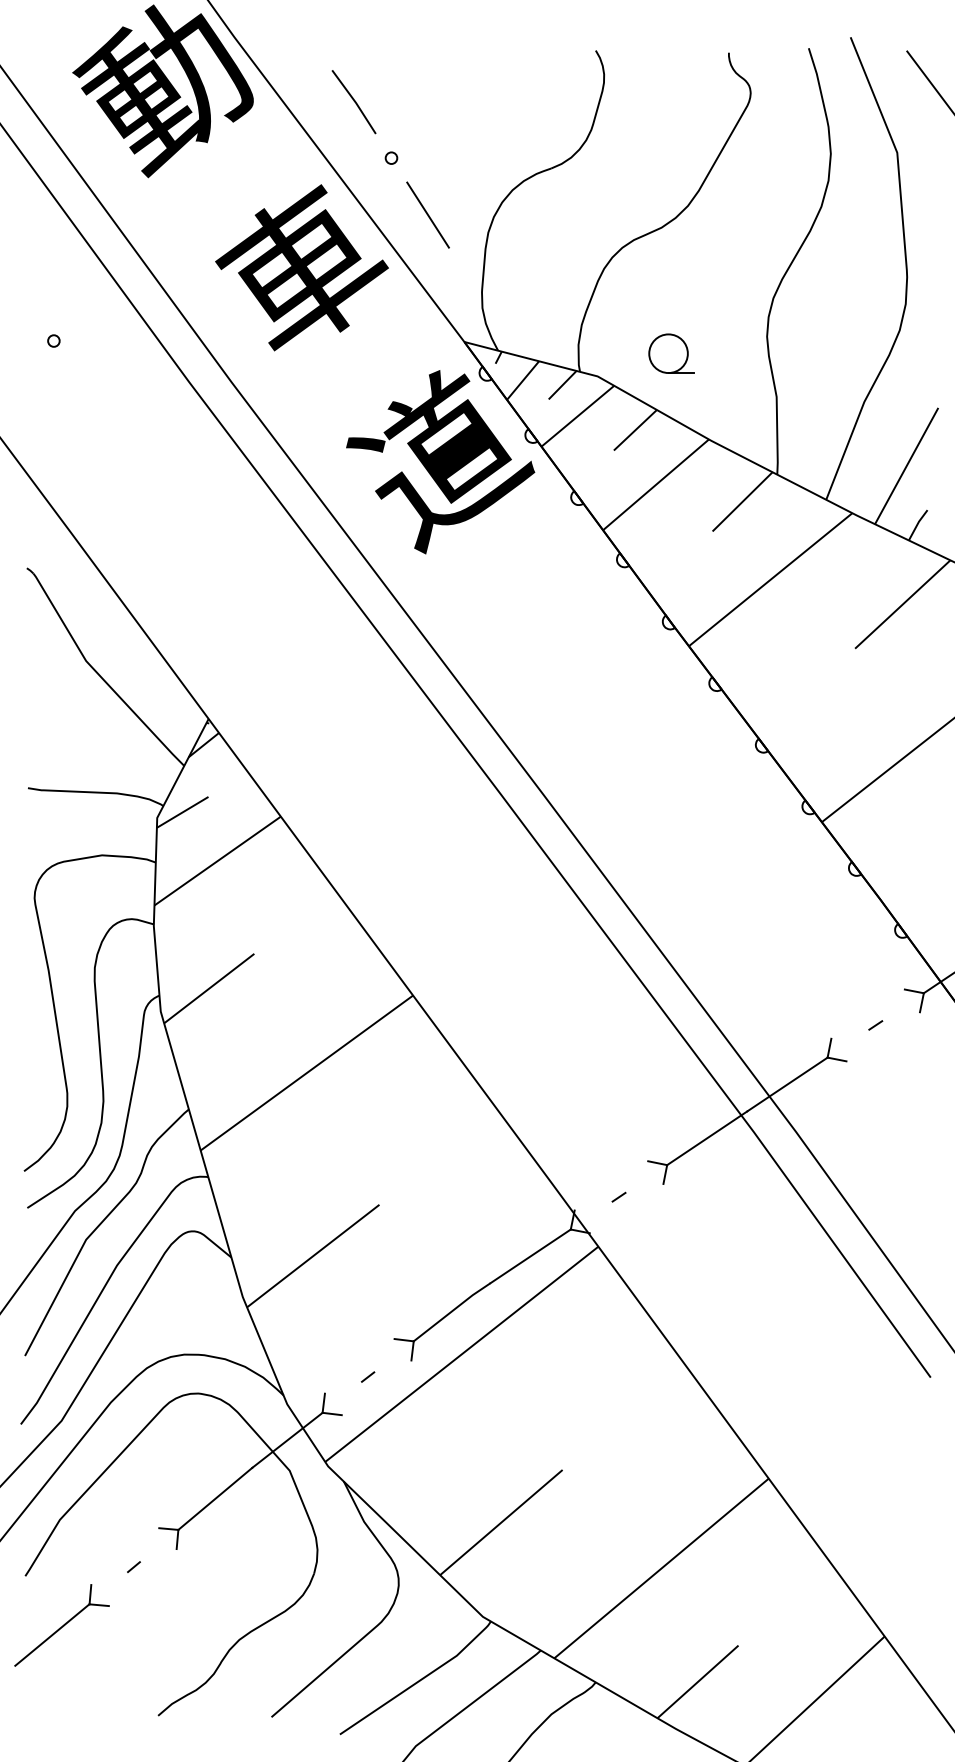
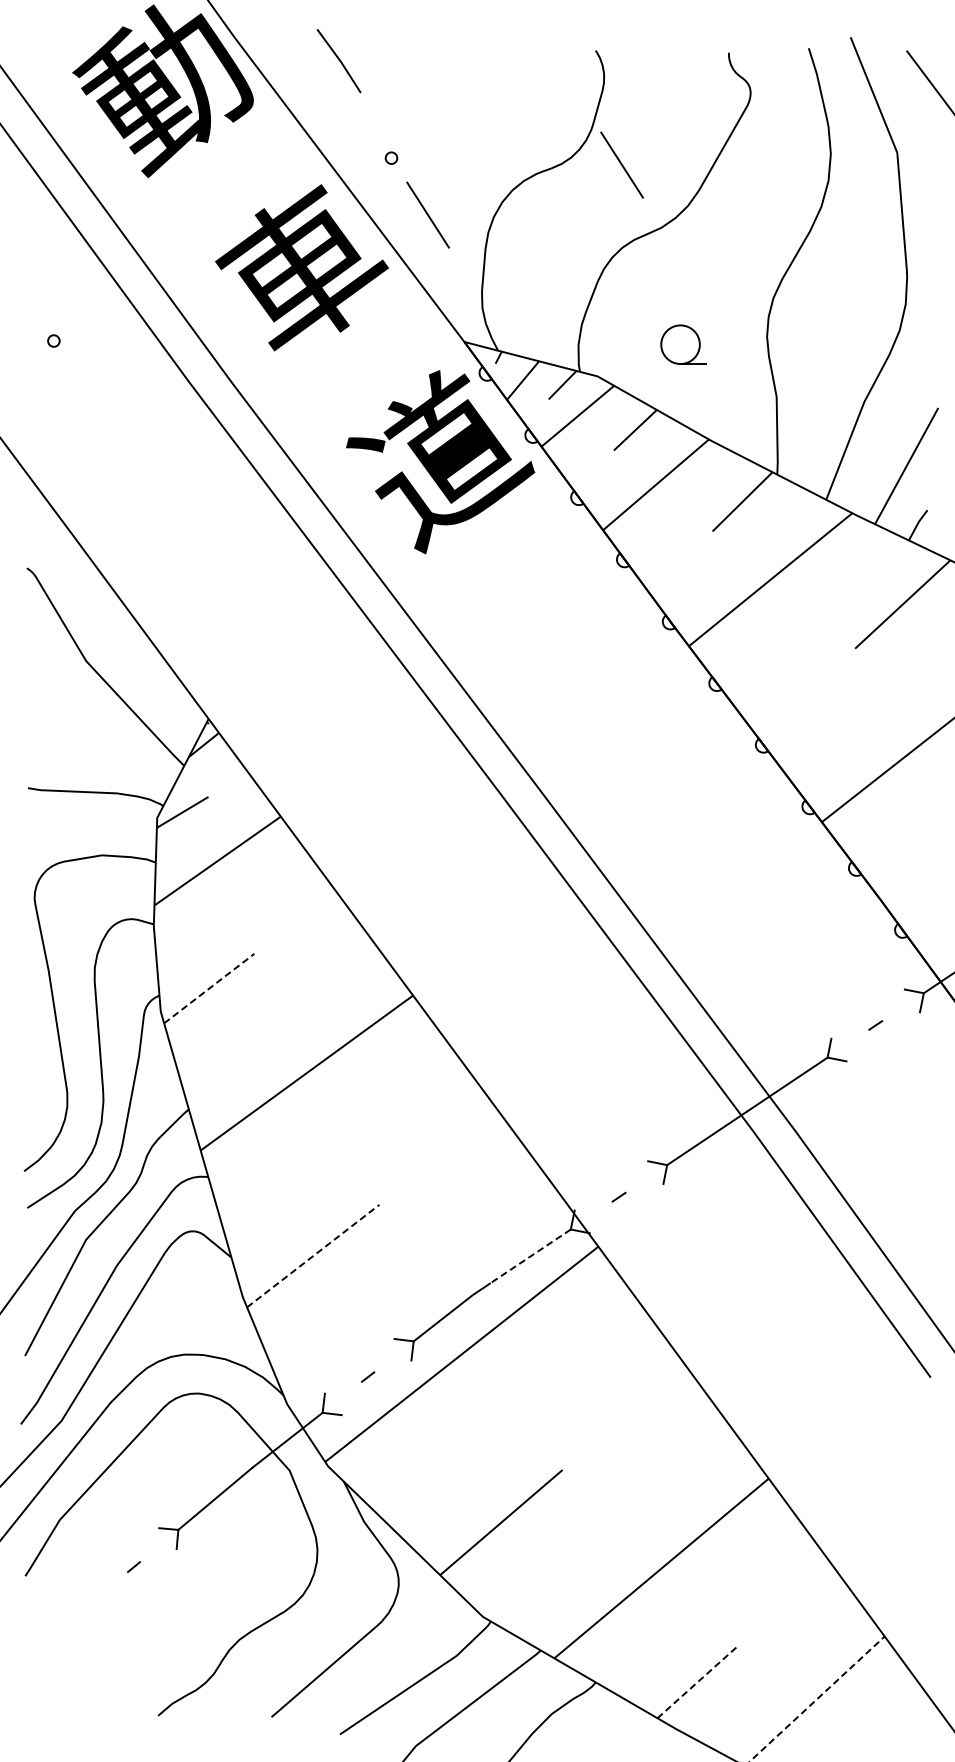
line position: (353, 101) -> (338, 60) (338, 60)
line: none -> present (621, 164)
part position: (671, 353) -> (683, 344) (683, 344)
line: solid -> dashed (209, 988)
line: solid -> dashed (313, 1256)
line: solid -> dashed (530, 1256)
part: present -> none (61, 1625)
line: solid -> dashed (698, 1681)
line: solid -> dashed (817, 1698)
